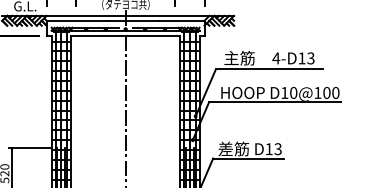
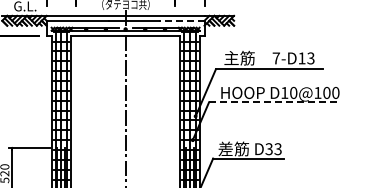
line: solid -> dashed (181, 20)
text: 4-D13 -> 7-D13 (276, 58)
line: solid -> dashed (275, 102)
text: D13 -> D33 (268, 149)
